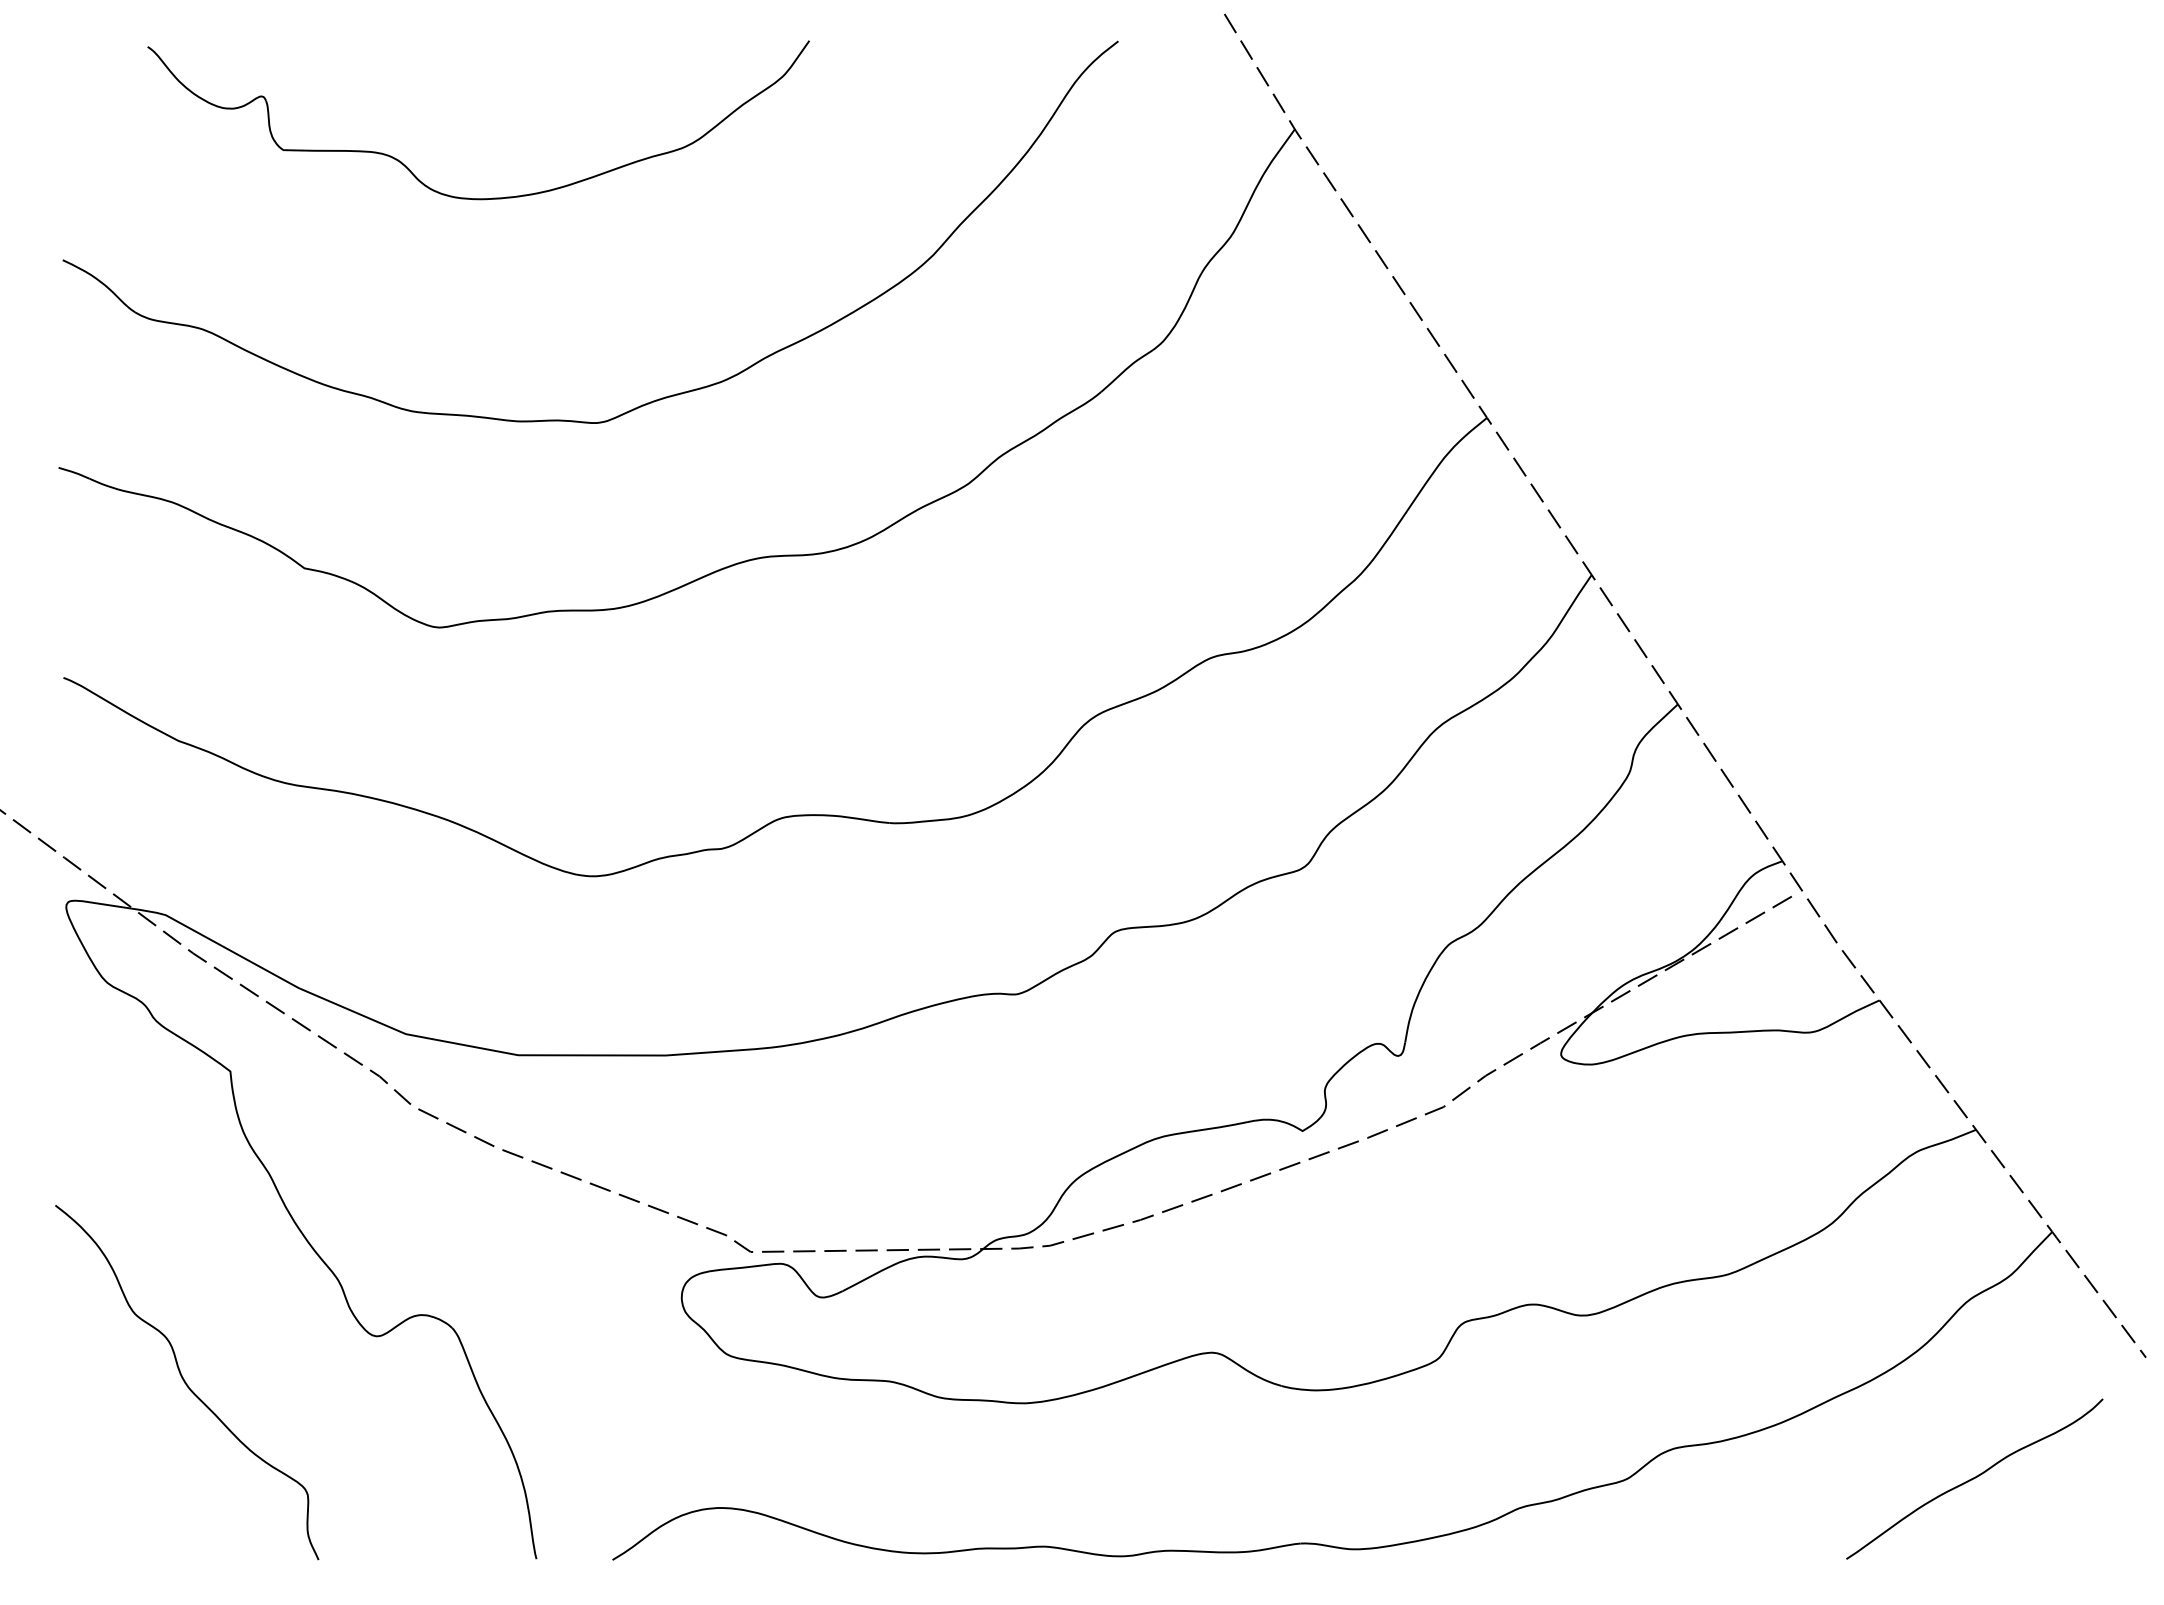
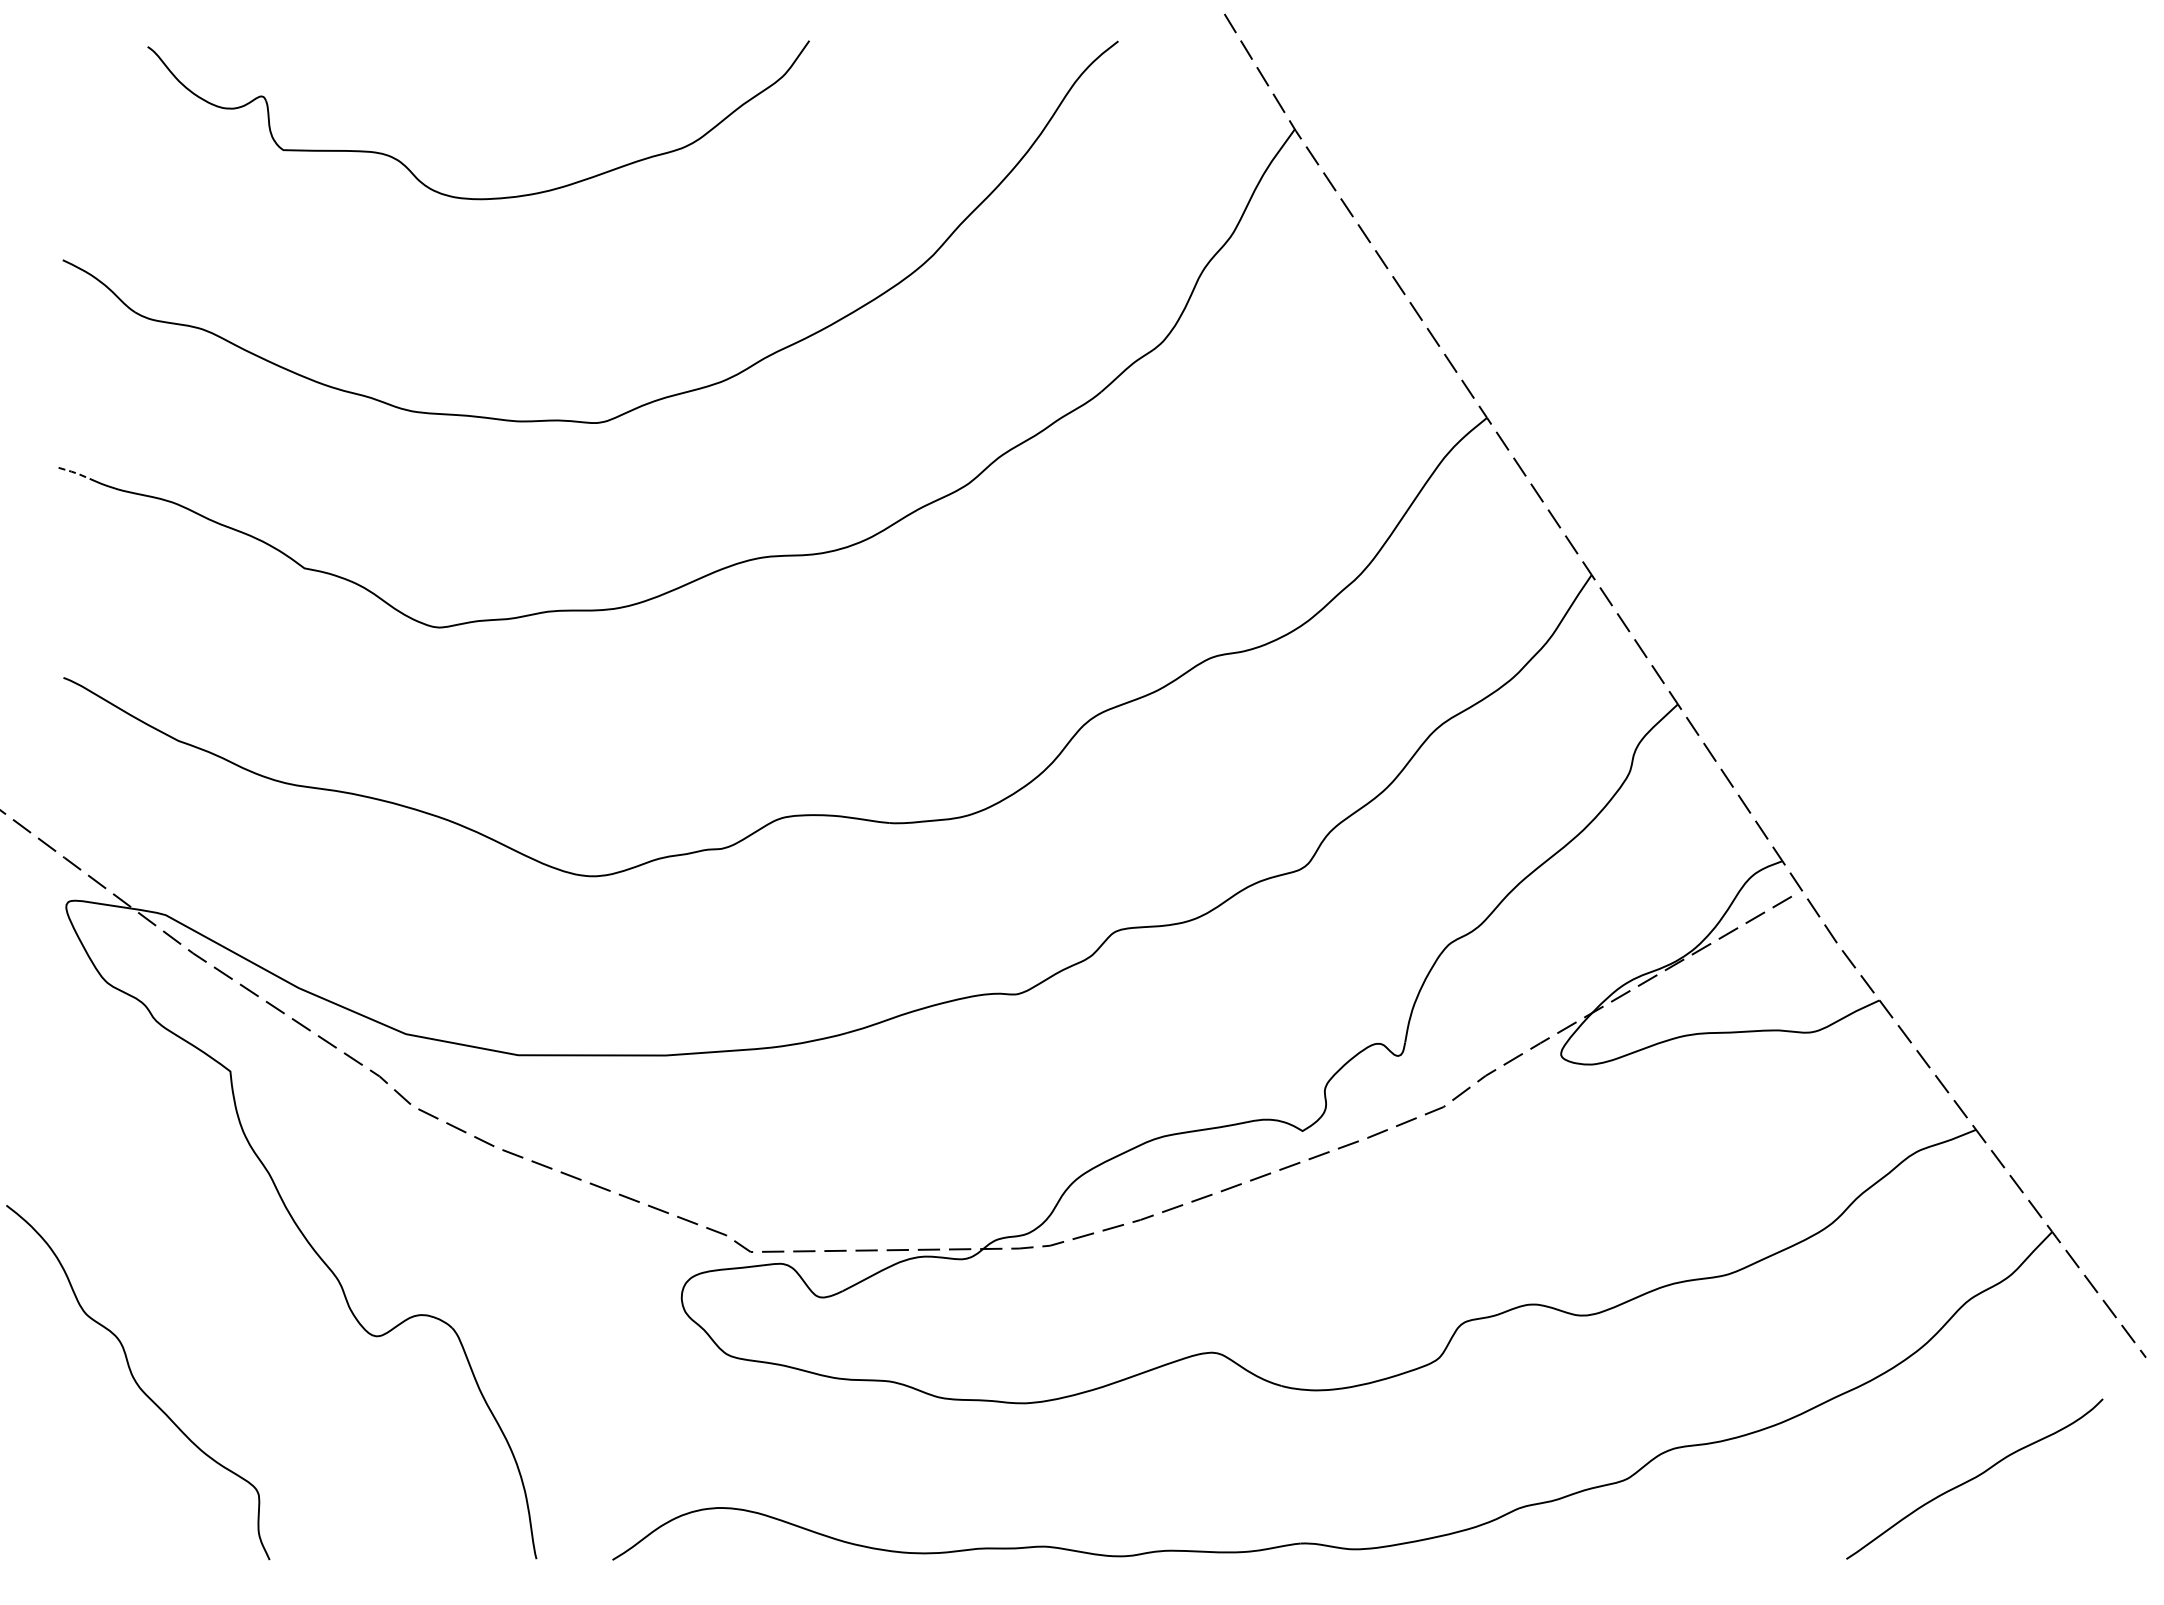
line: solid -> dashed (75, 472)
curve position: (186, 1382) -> (137, 1382) (137, 1382)
